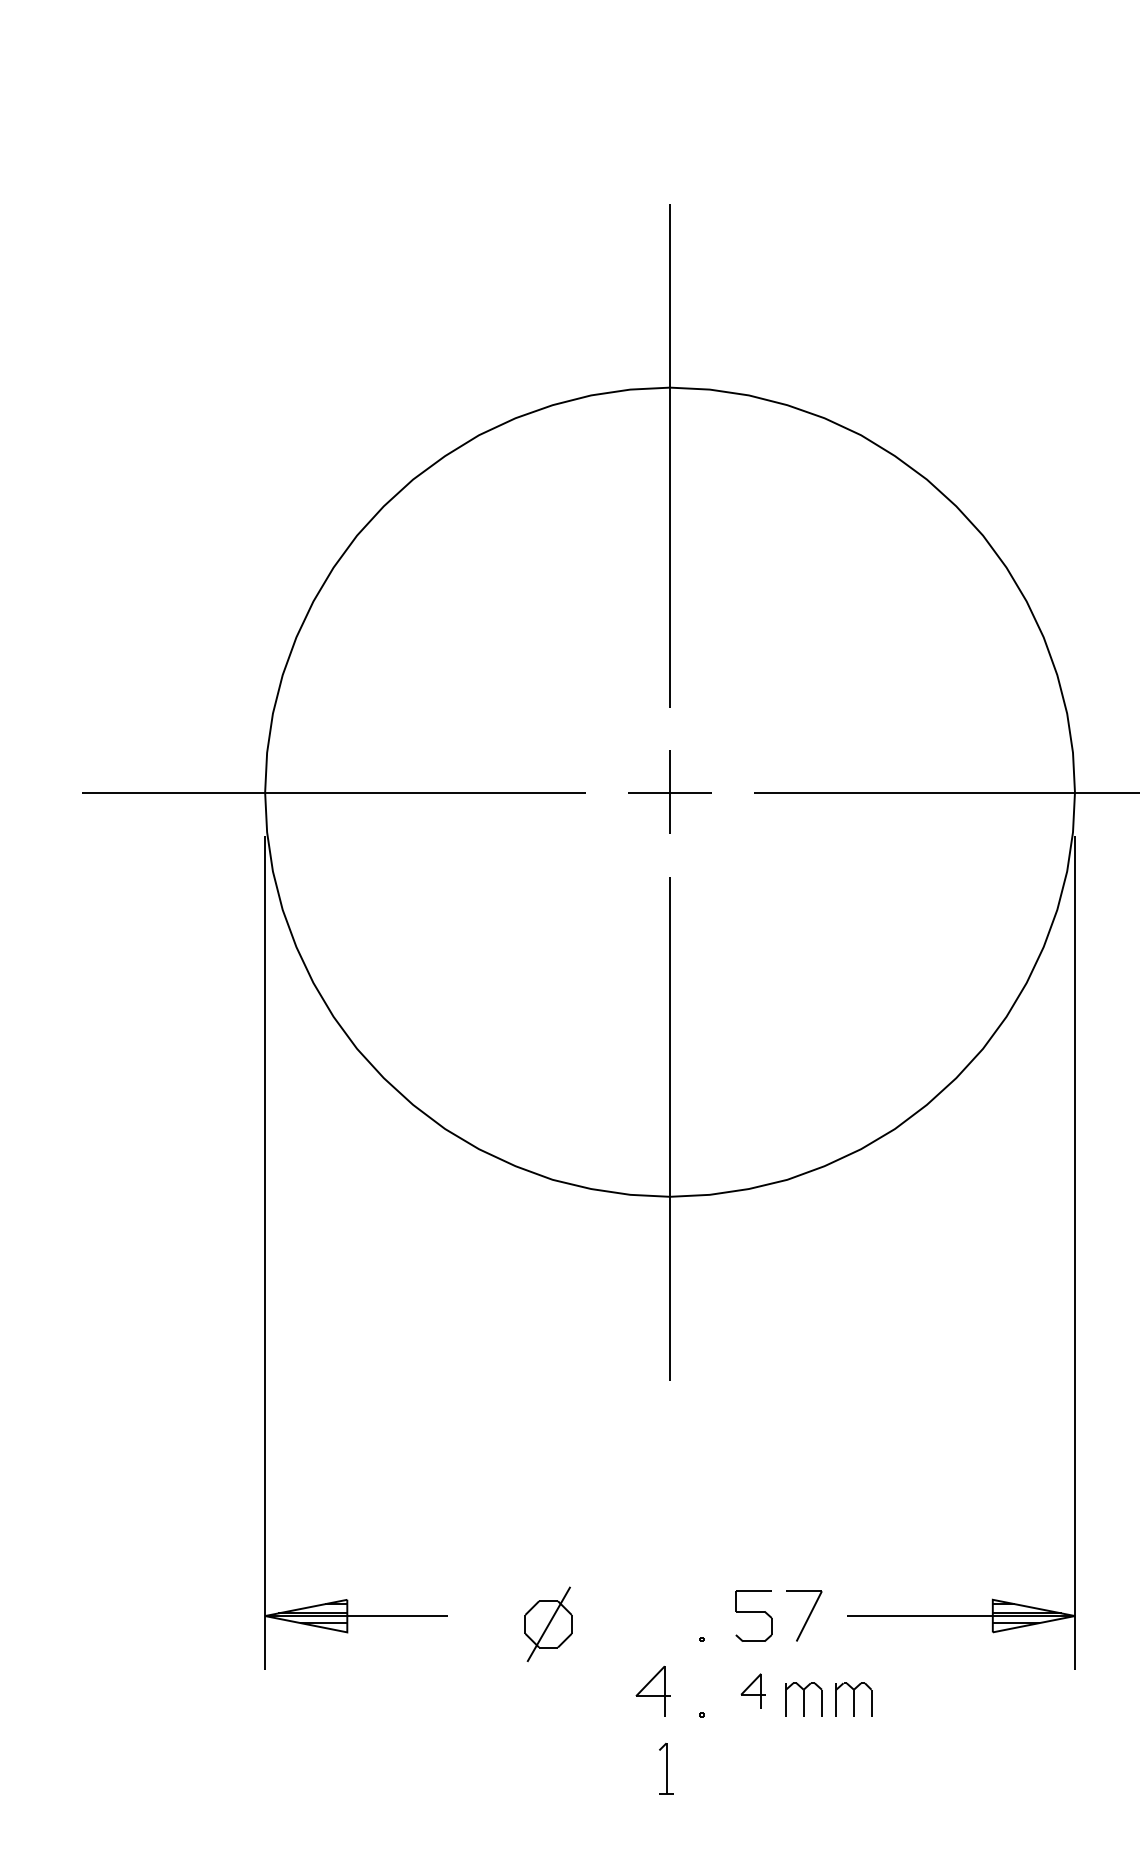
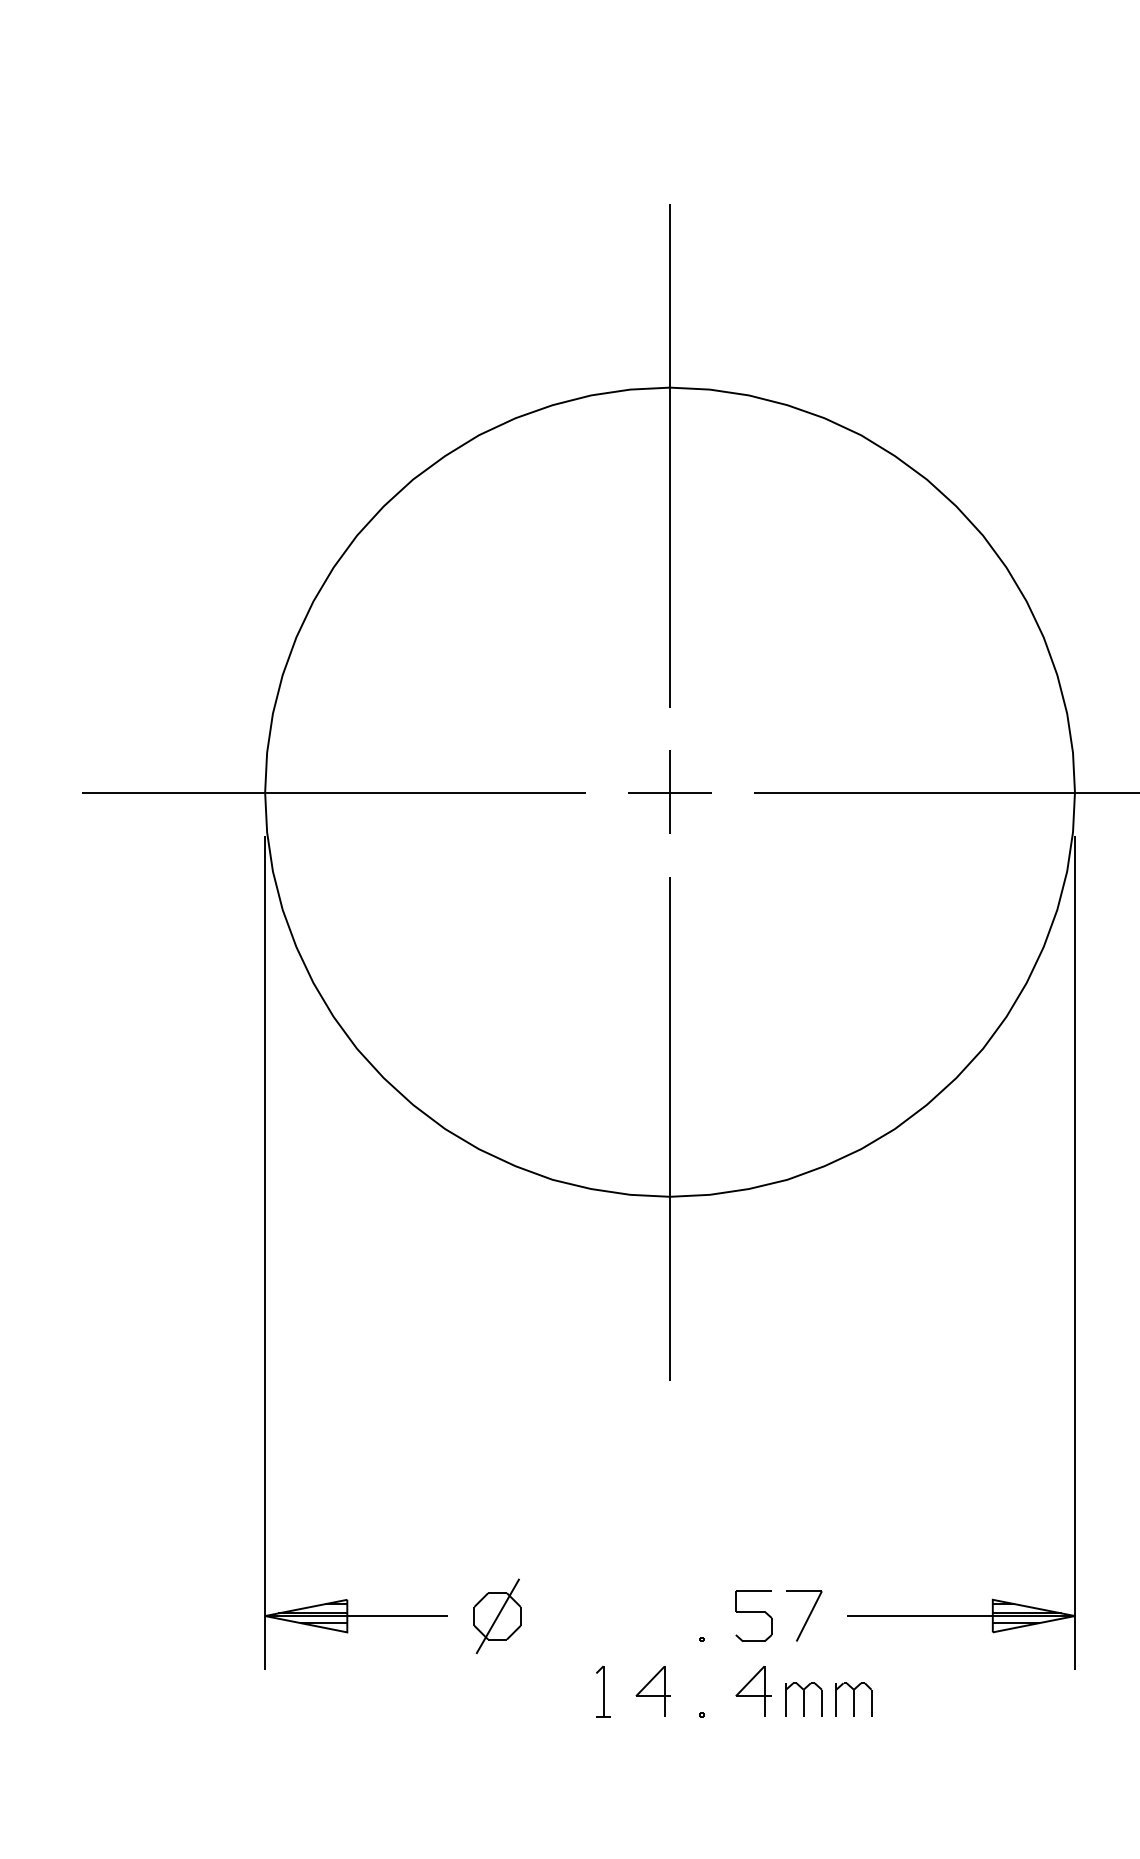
part position: (548, 1623) -> (497, 1615) (497, 1615)
part size: 26x36 px -> 37x51 px (753, 1691)
part position: (666, 1768) -> (603, 1691) (603, 1691)
